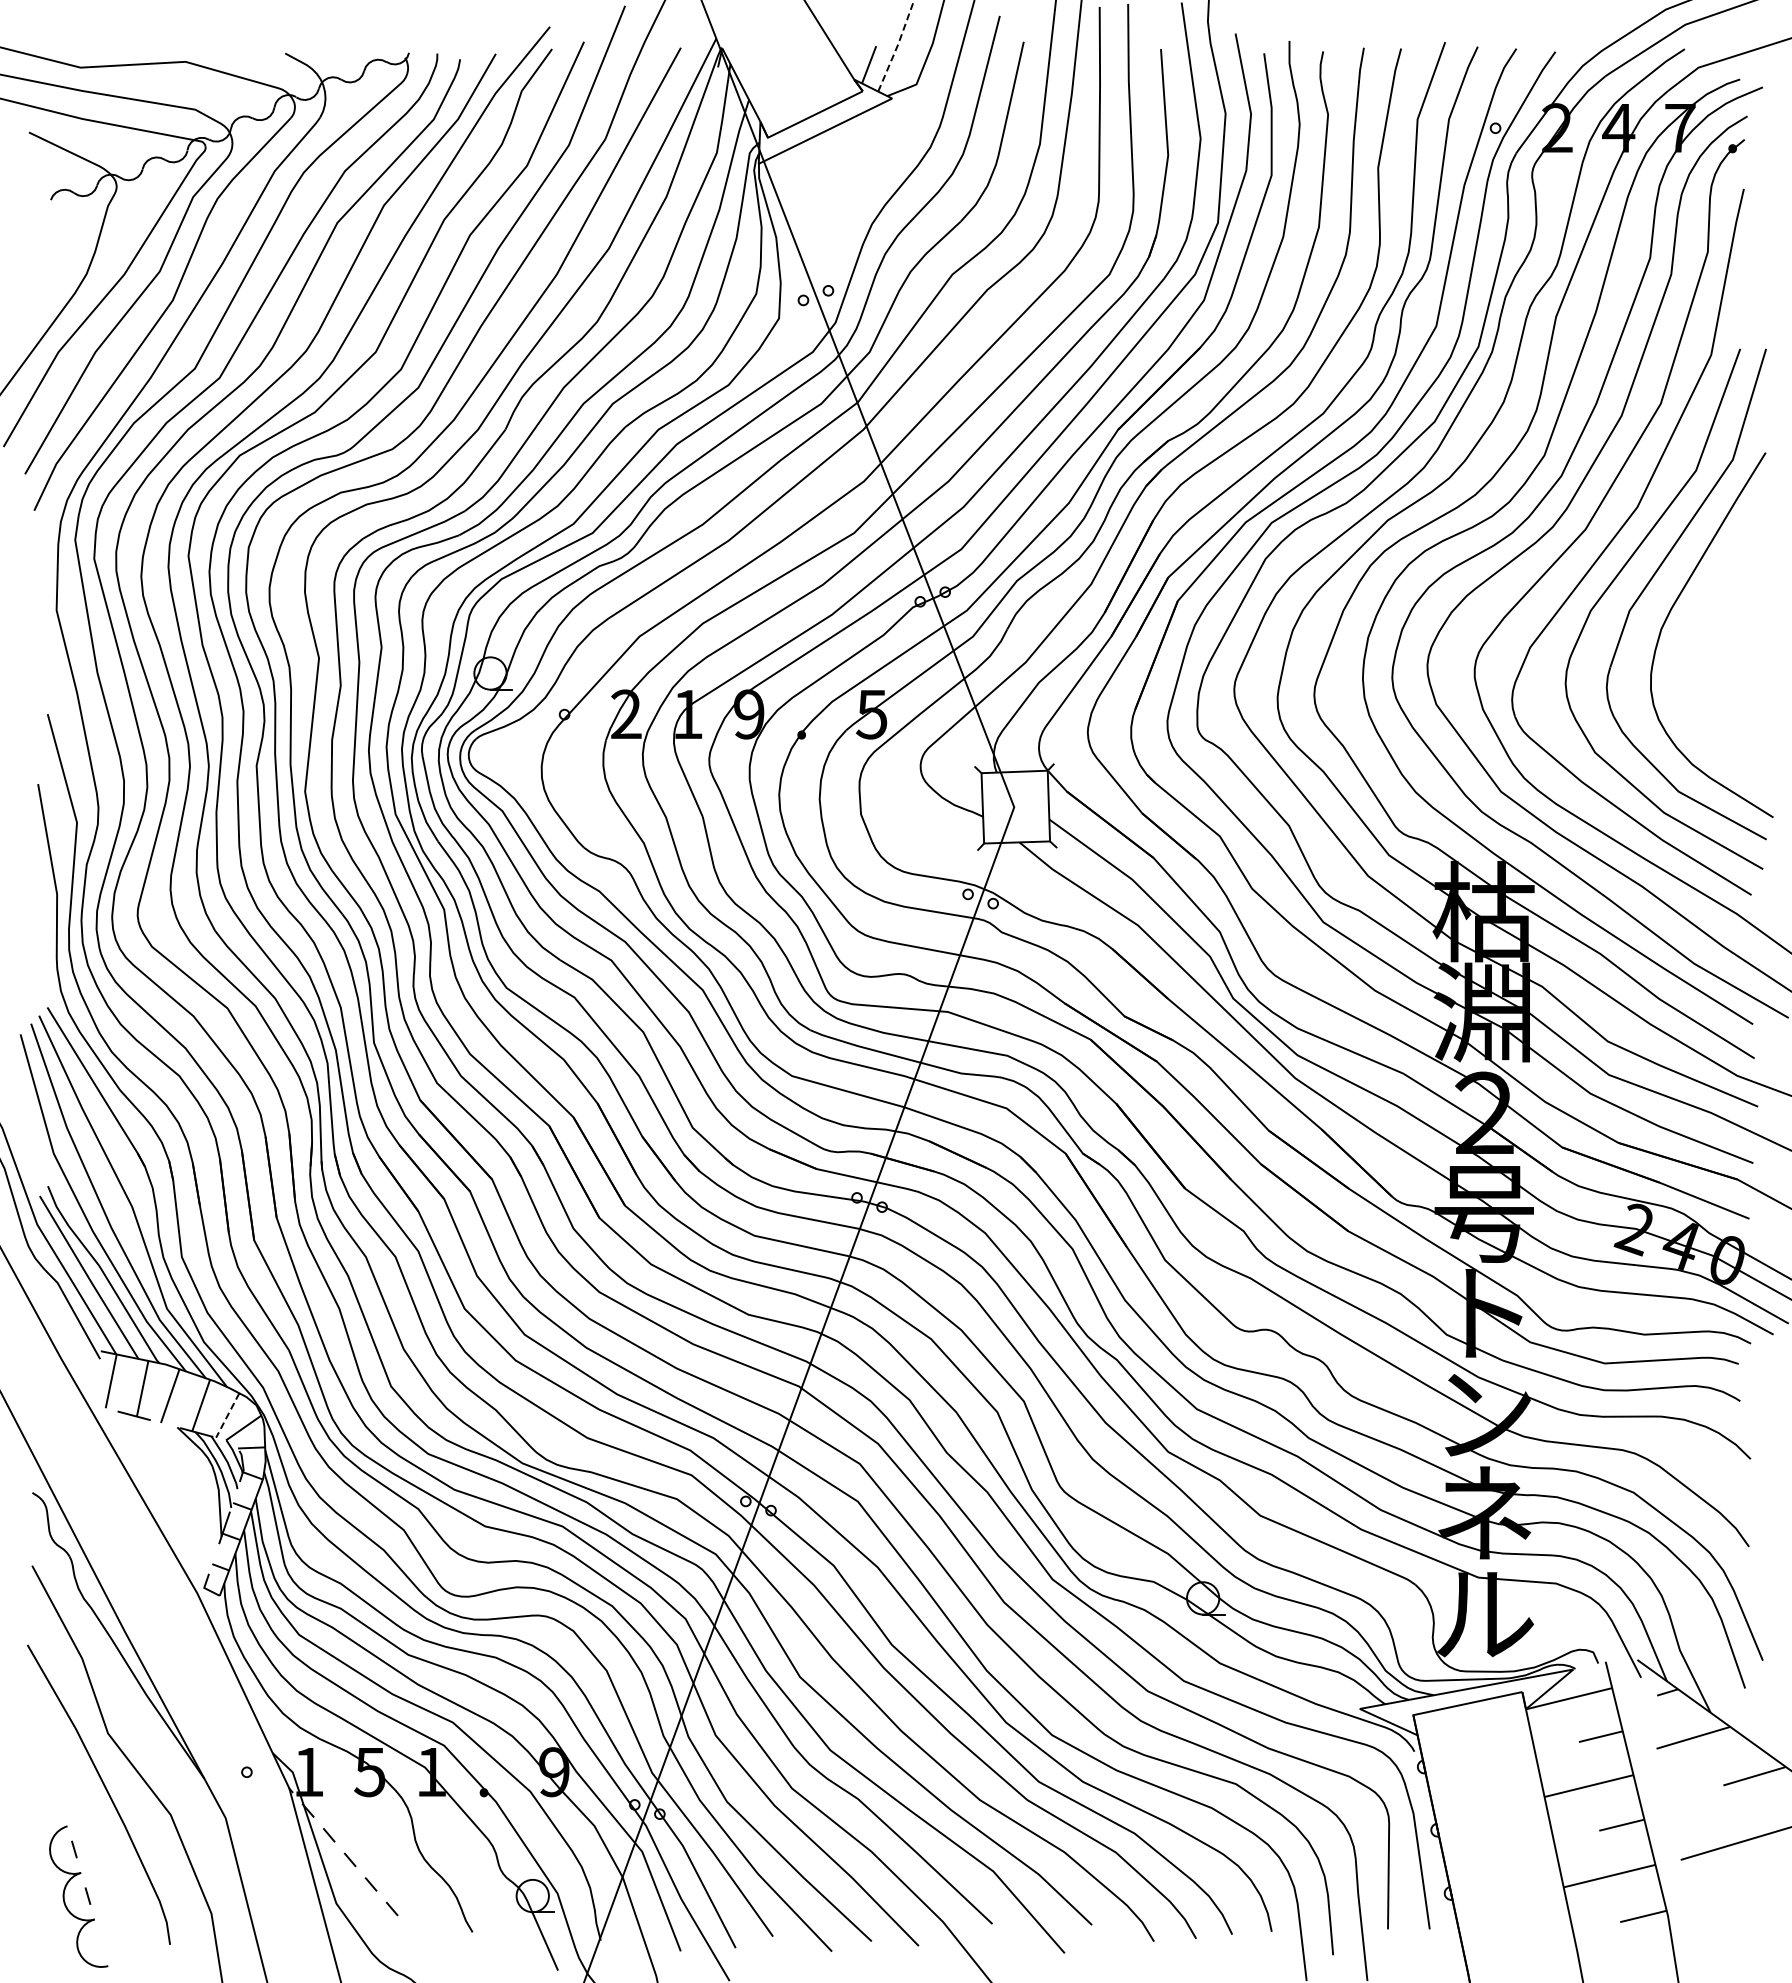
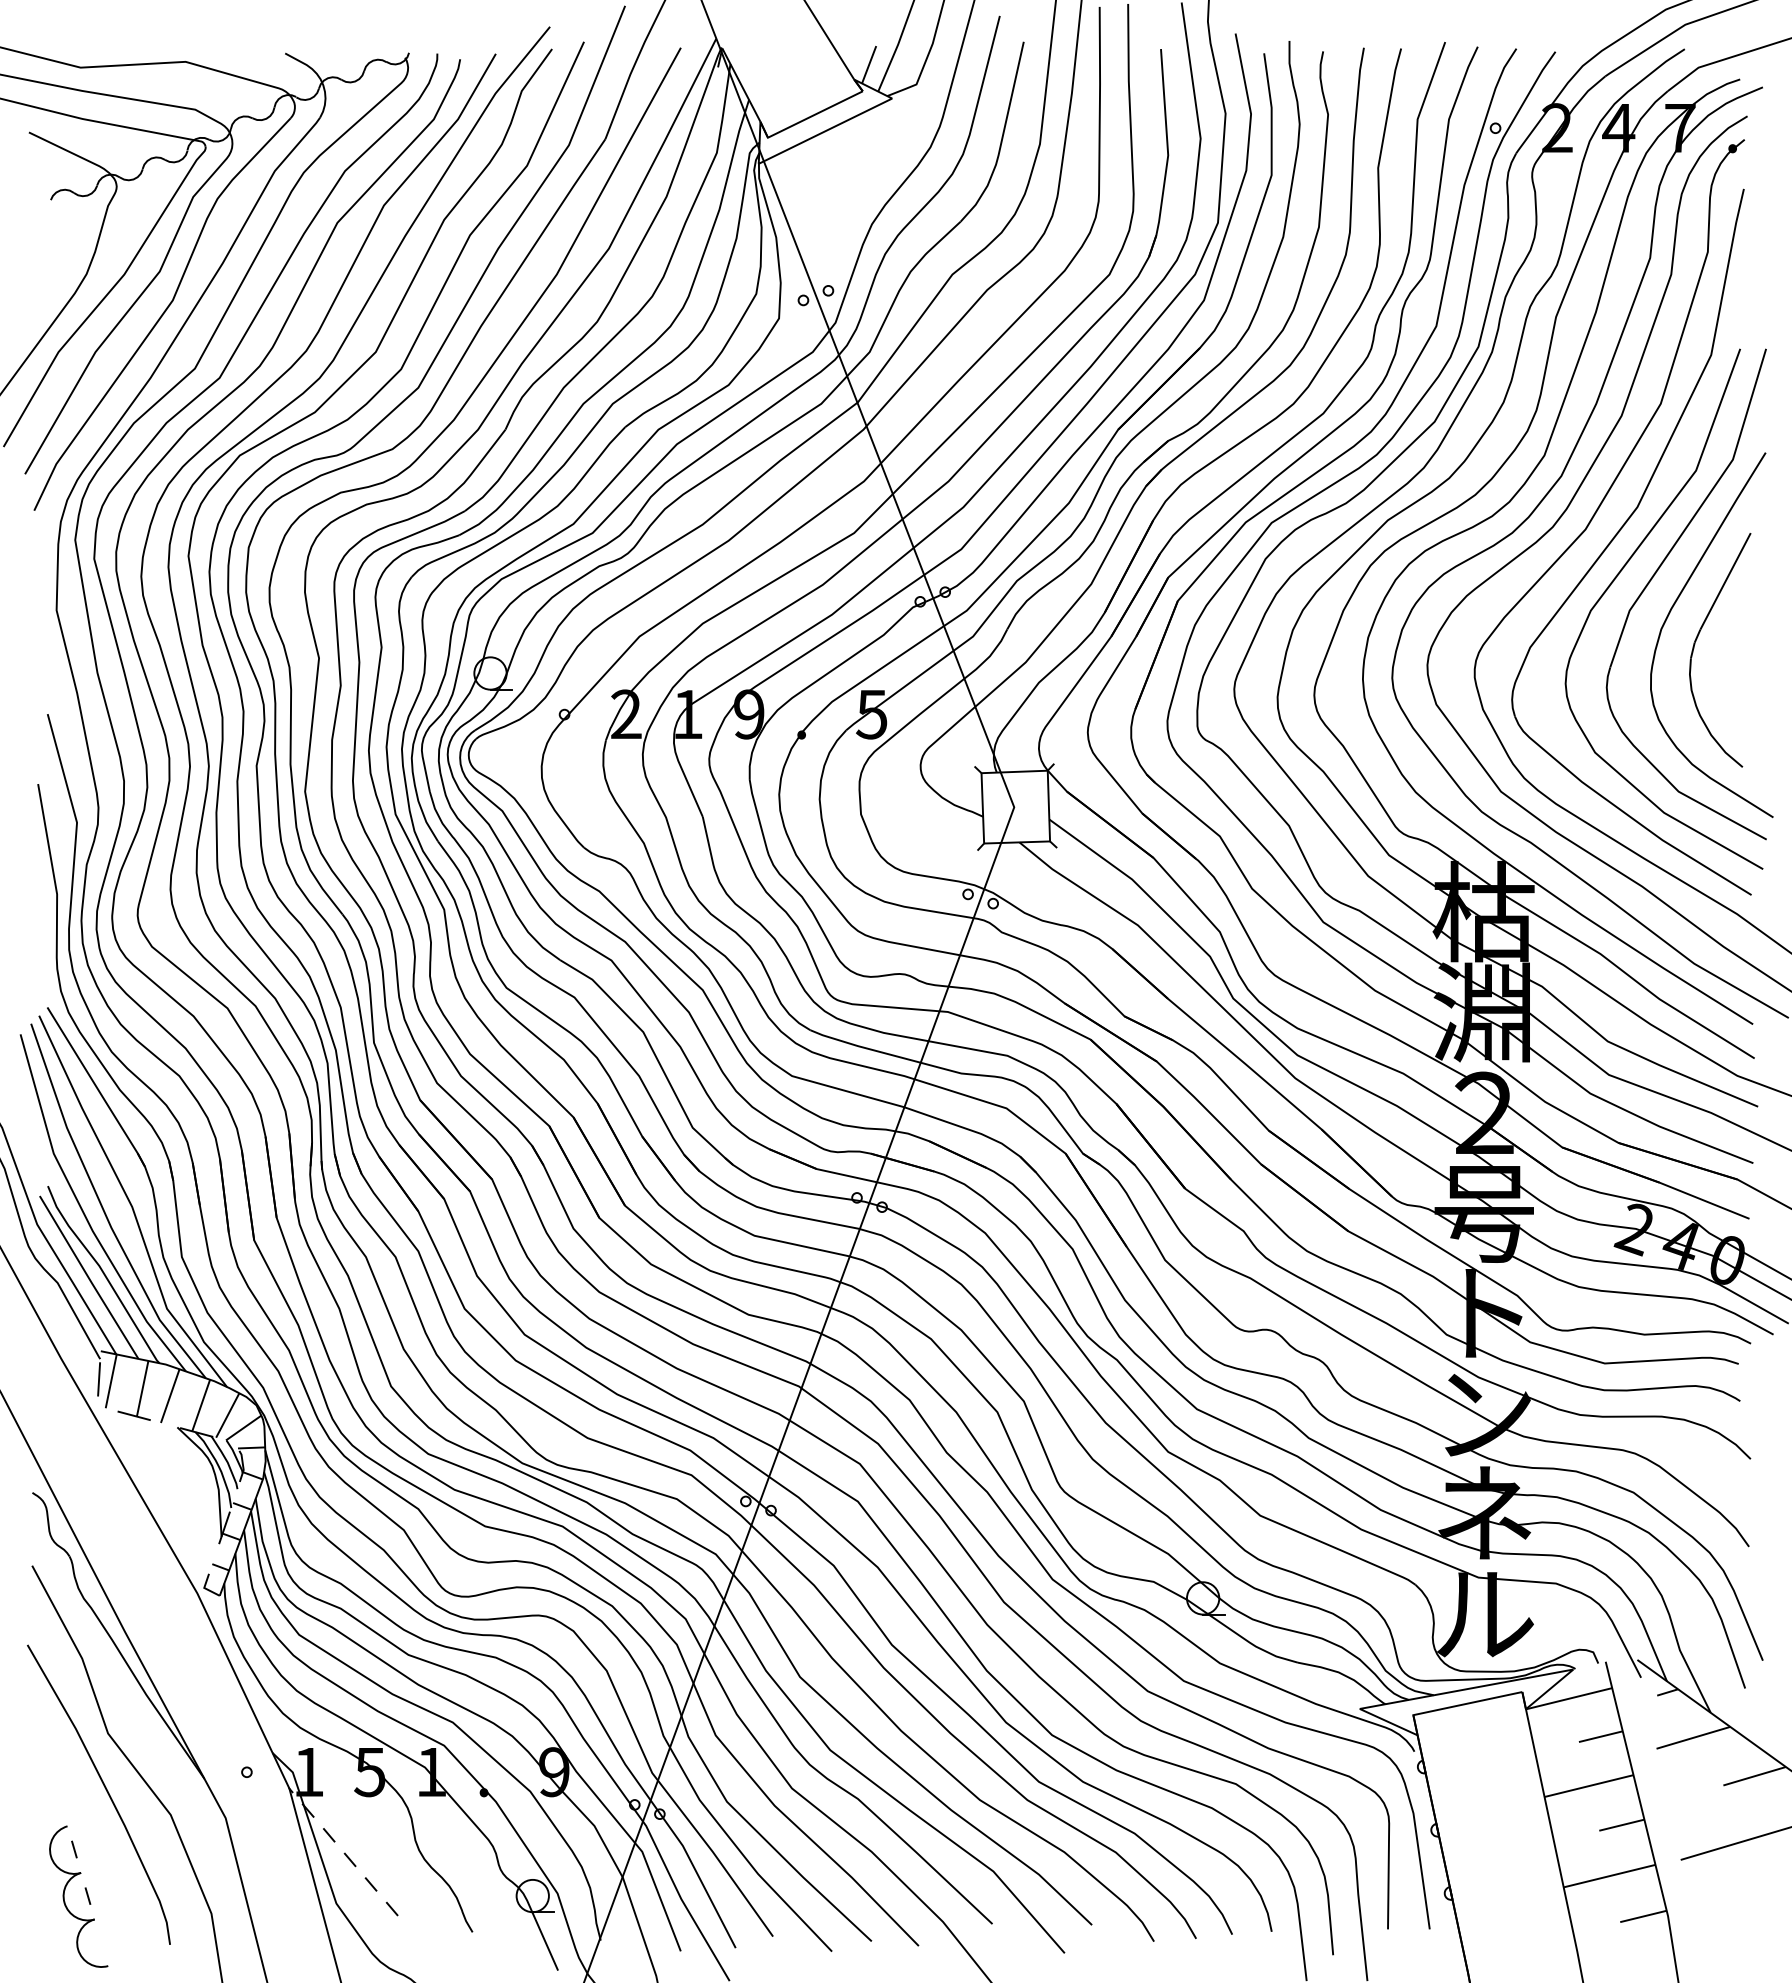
line: dashed -> solid (897, 45)
part: none -> present (1697, 639)
line: none -> present (99, 1379)
line: dashed -> solid (227, 1415)
